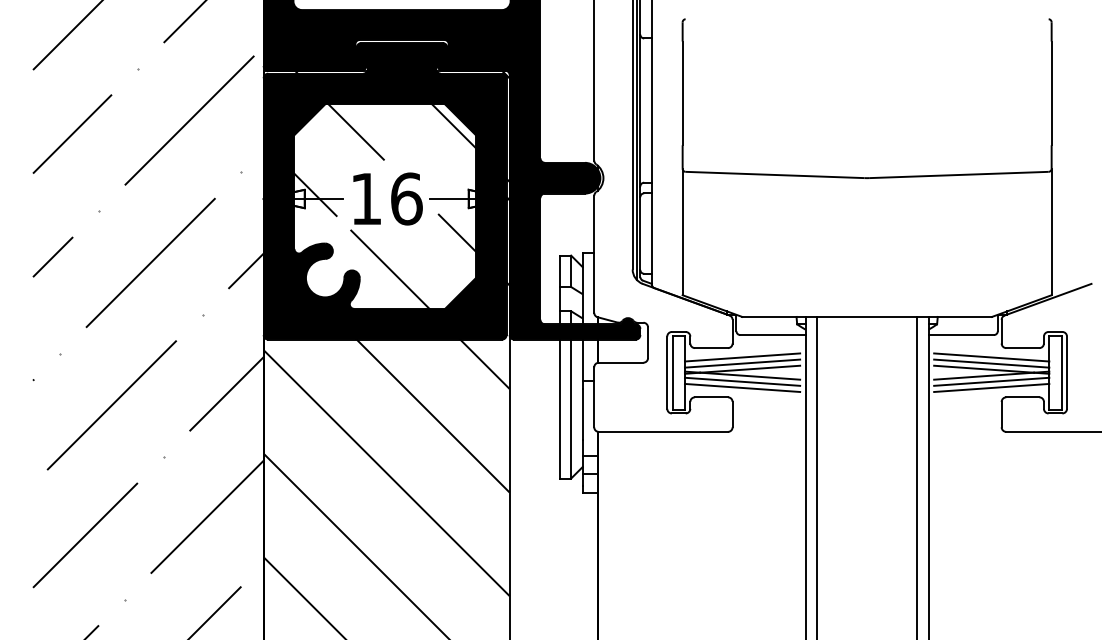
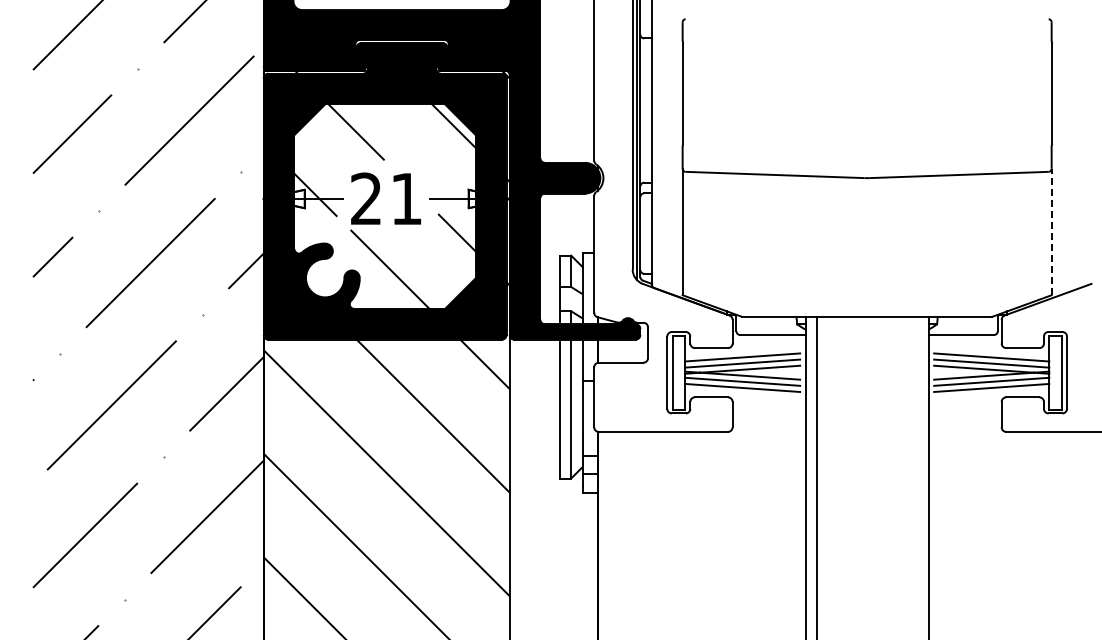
text: 16 -> 21 (386, 198)
line: solid -> dashed (1051, 231)
line: present -> none (917, 476)
